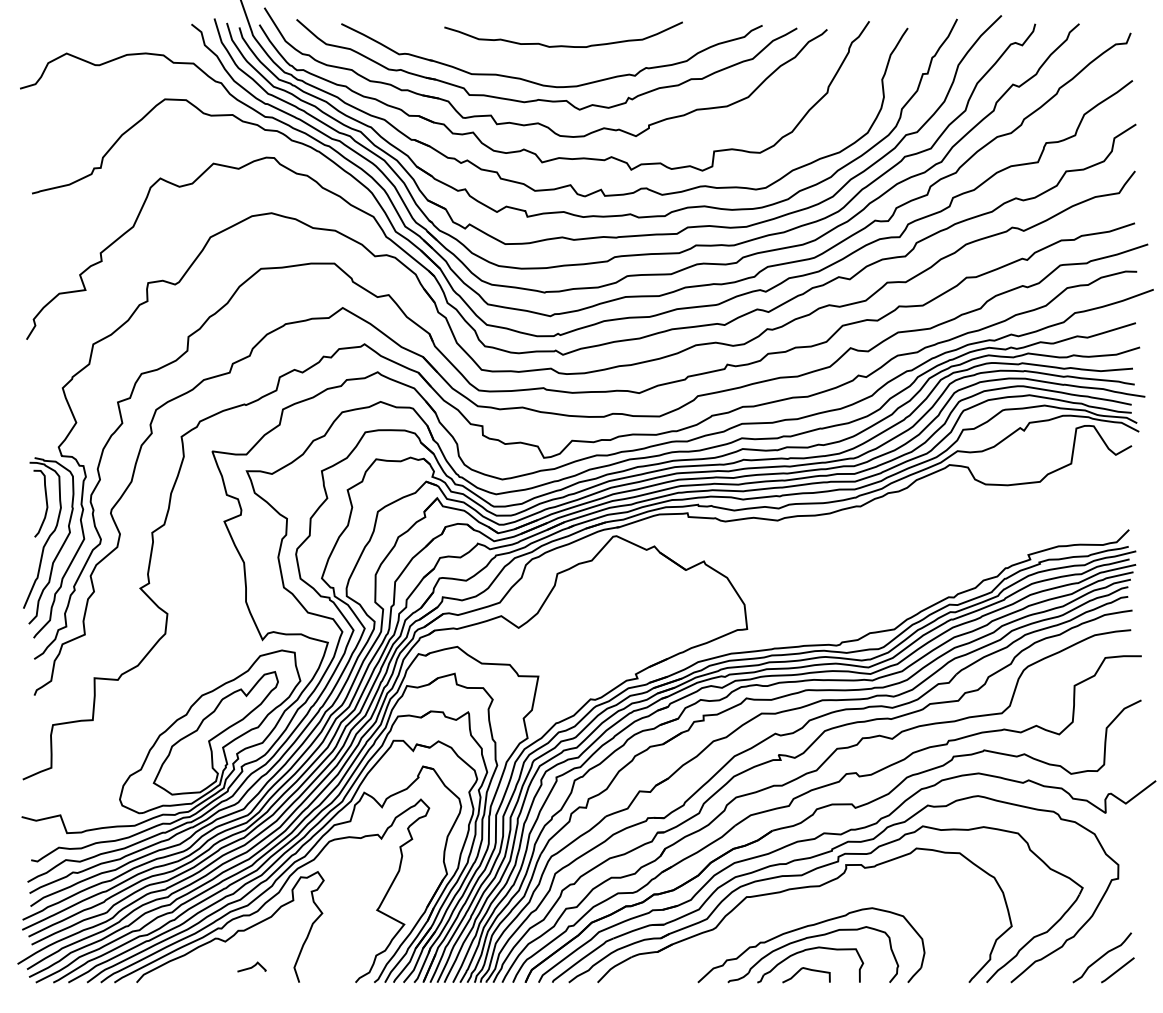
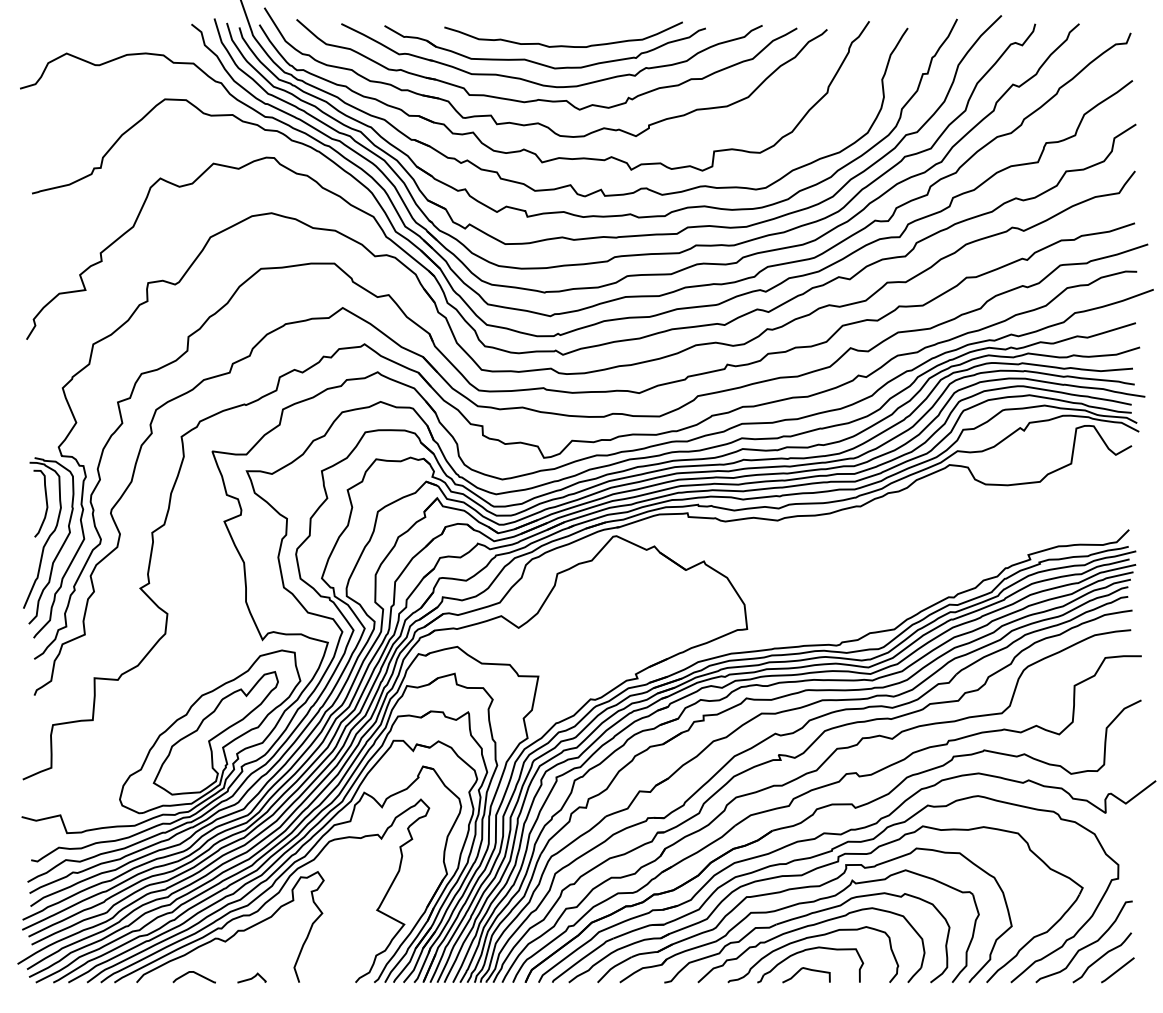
part: none -> present (542, 63)
part: none -> present (796, 919)
curve: none -> present (1086, 945)
curve position: (251, 966) -> (251, 977) (251, 977)
curve: none -> present (194, 973)
